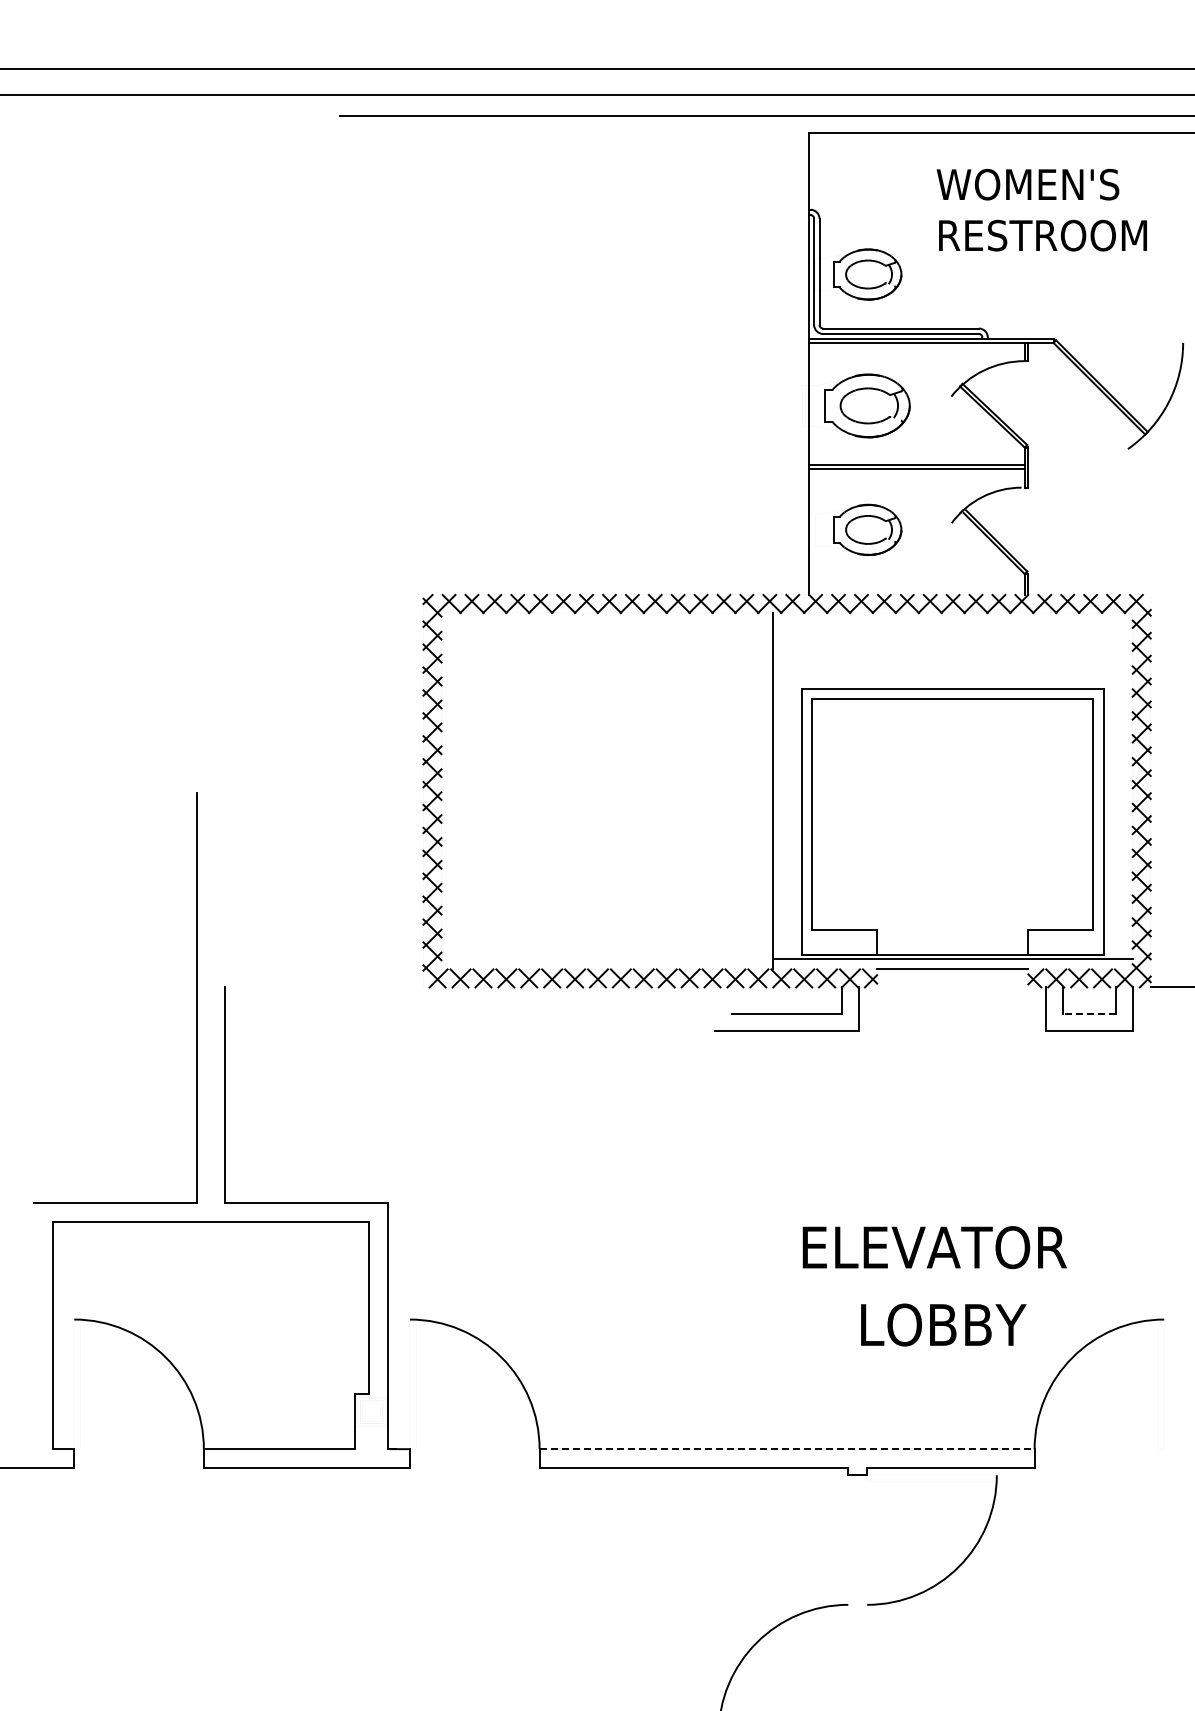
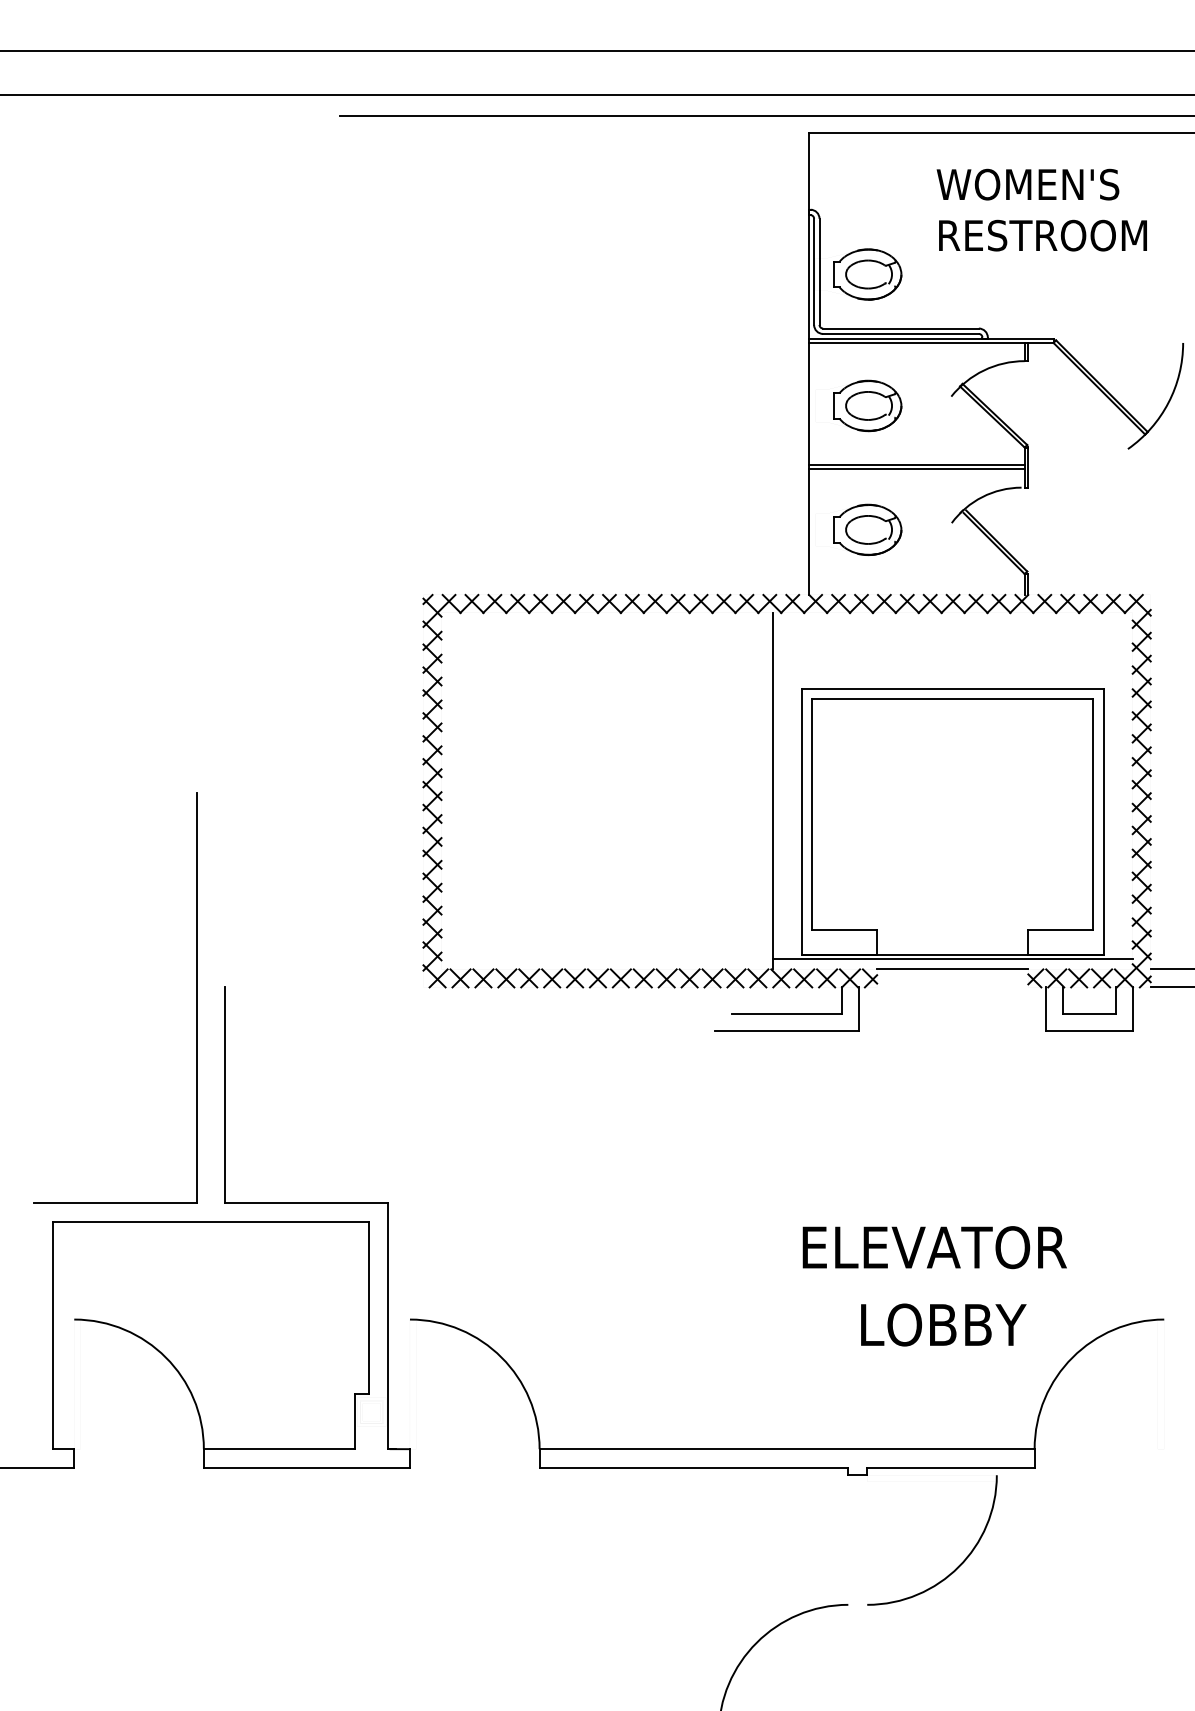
line position: (596, 69) -> (596, 51) (596, 51)
part size: 87x66 px -> 70x54 px (867, 405)
line: none -> present (1170, 968)
line: dashed -> solid (1089, 1013)
line: dashed -> solid (787, 1449)
